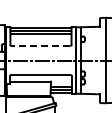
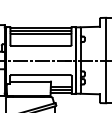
line: dashed -> solid (40, 46)
